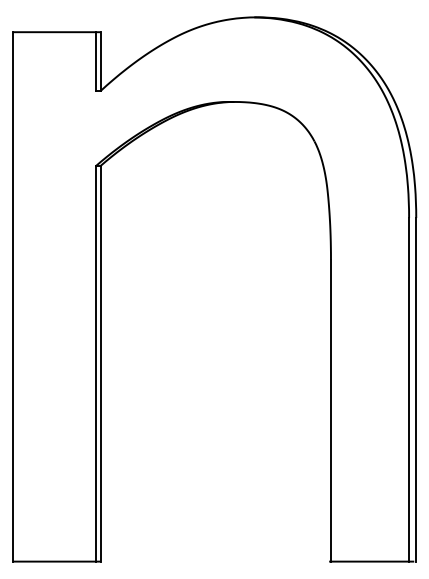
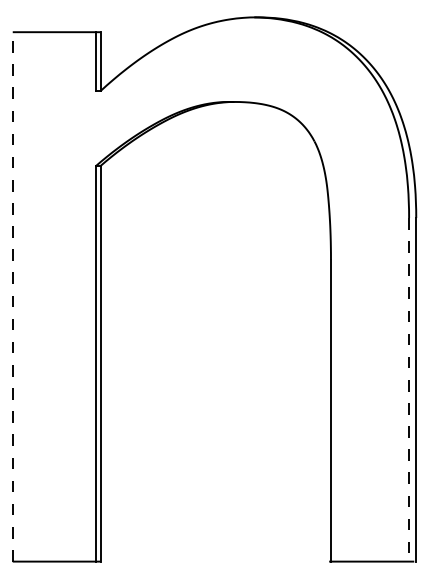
line: solid -> dashed (12, 296)
line: solid -> dashed (409, 389)
